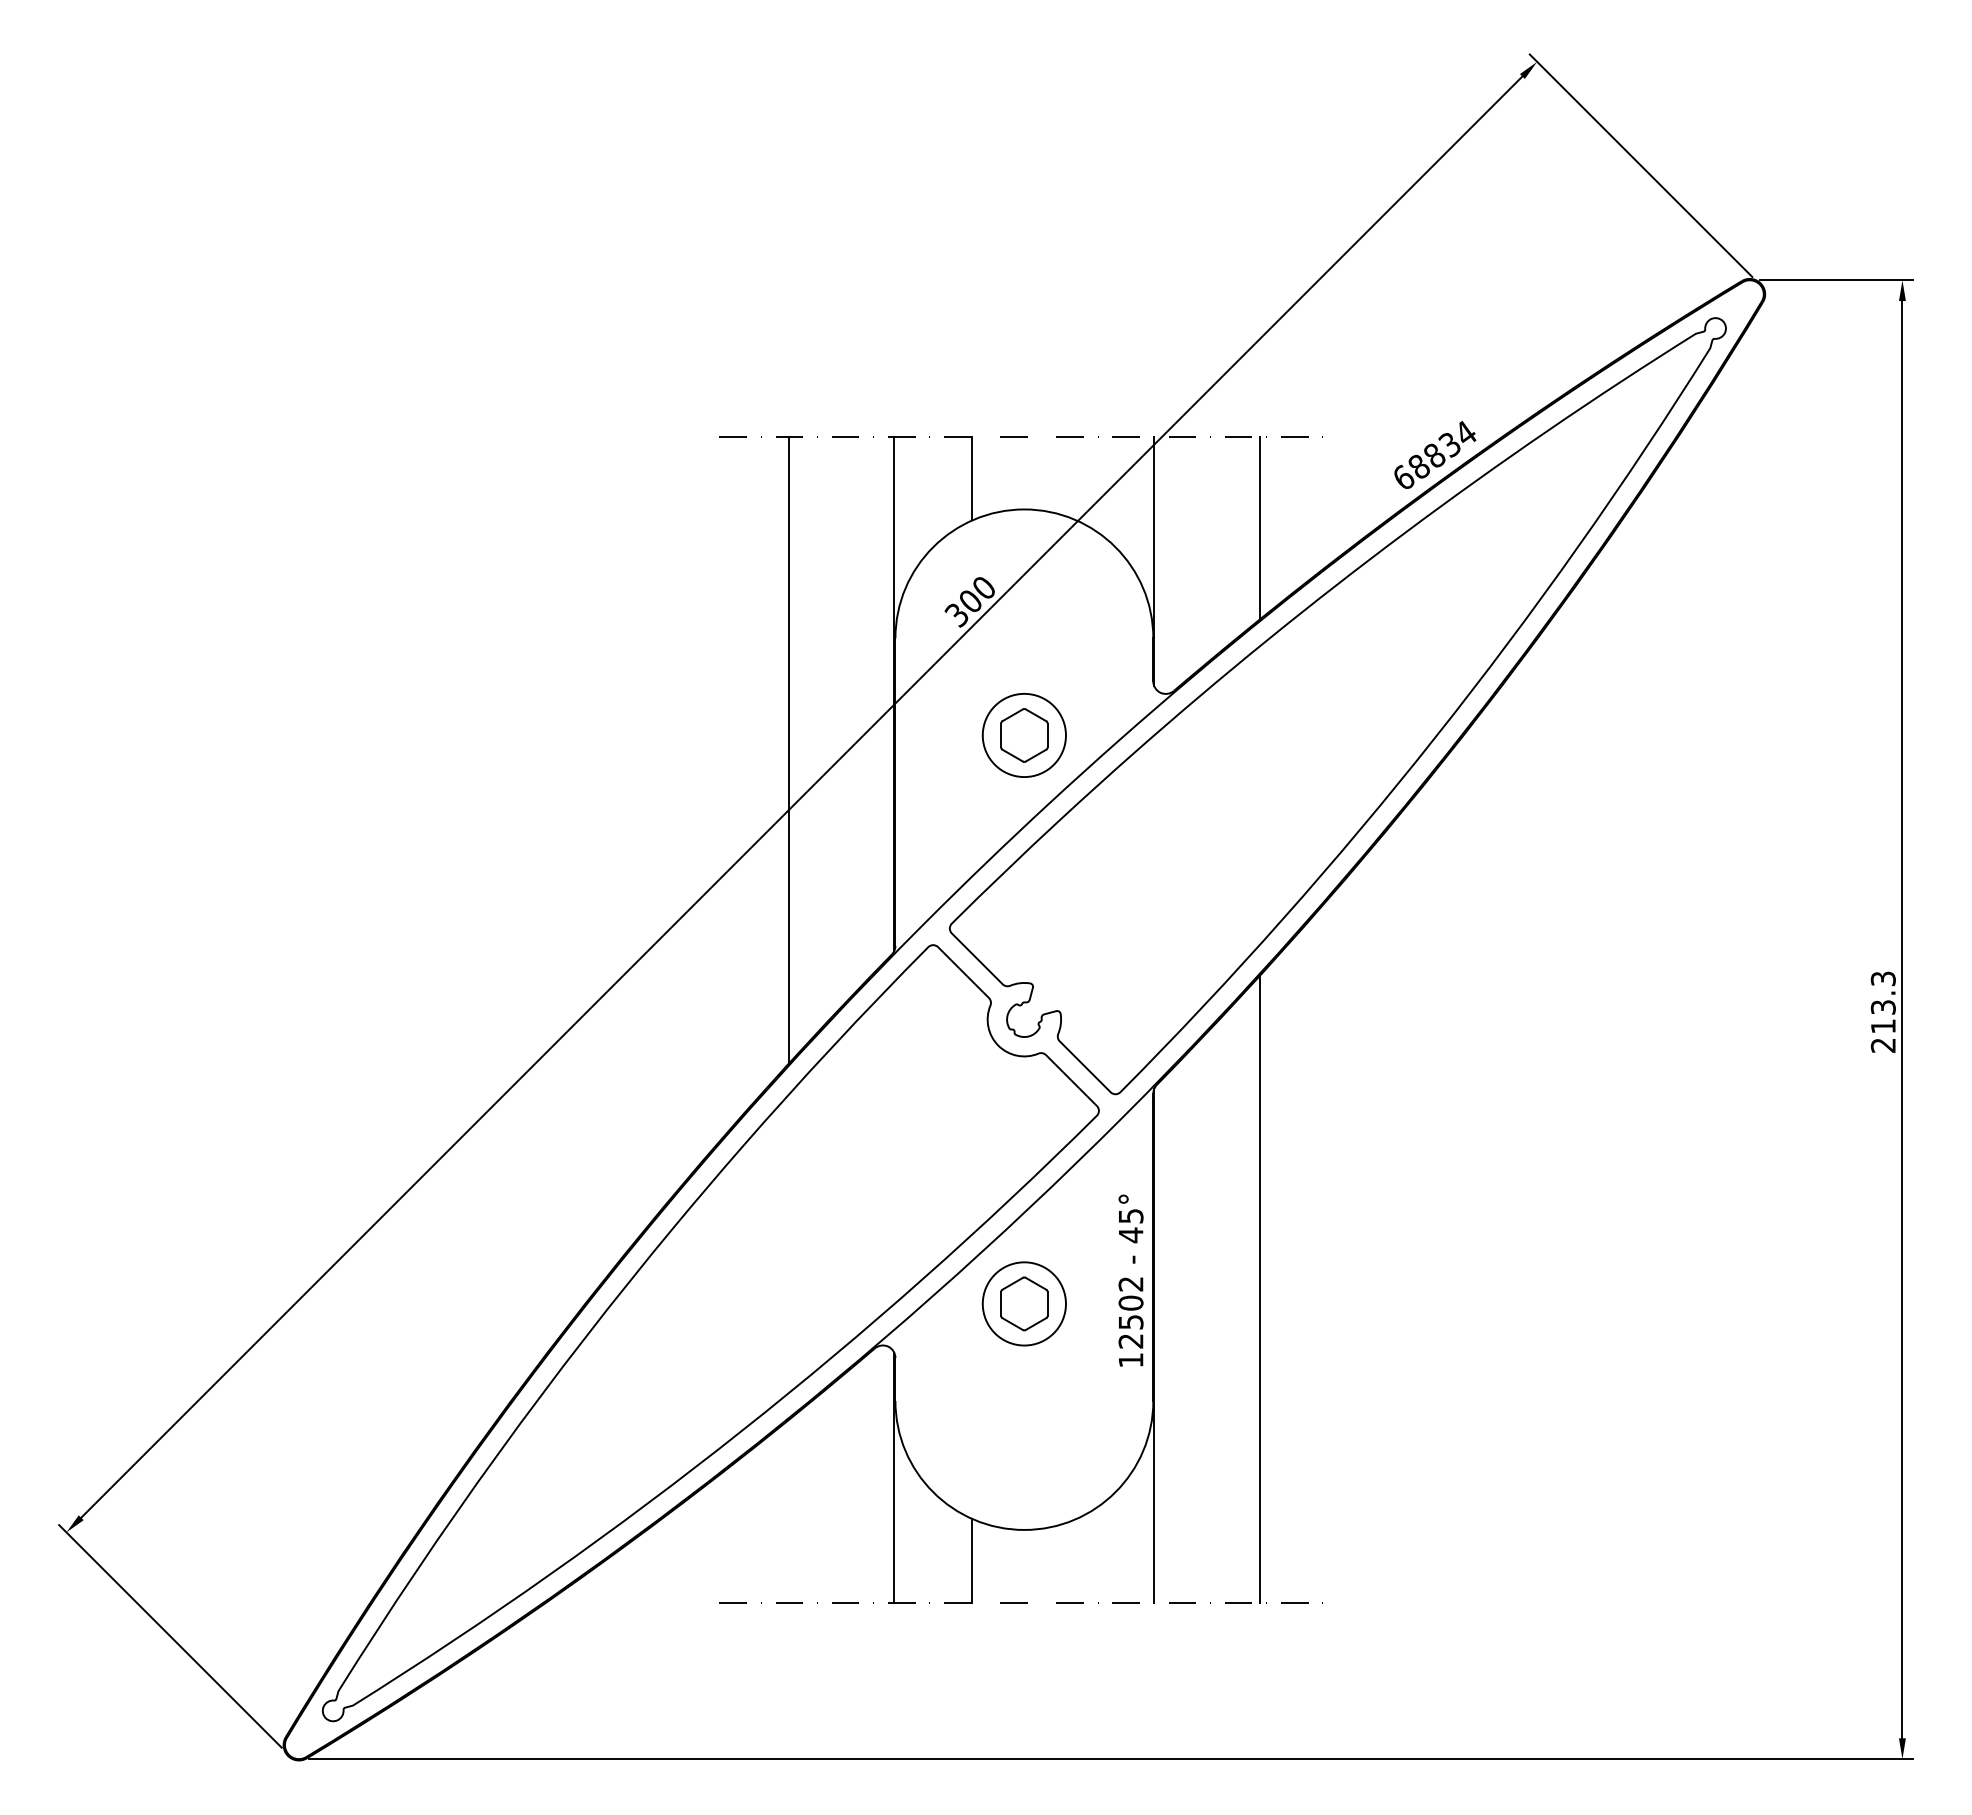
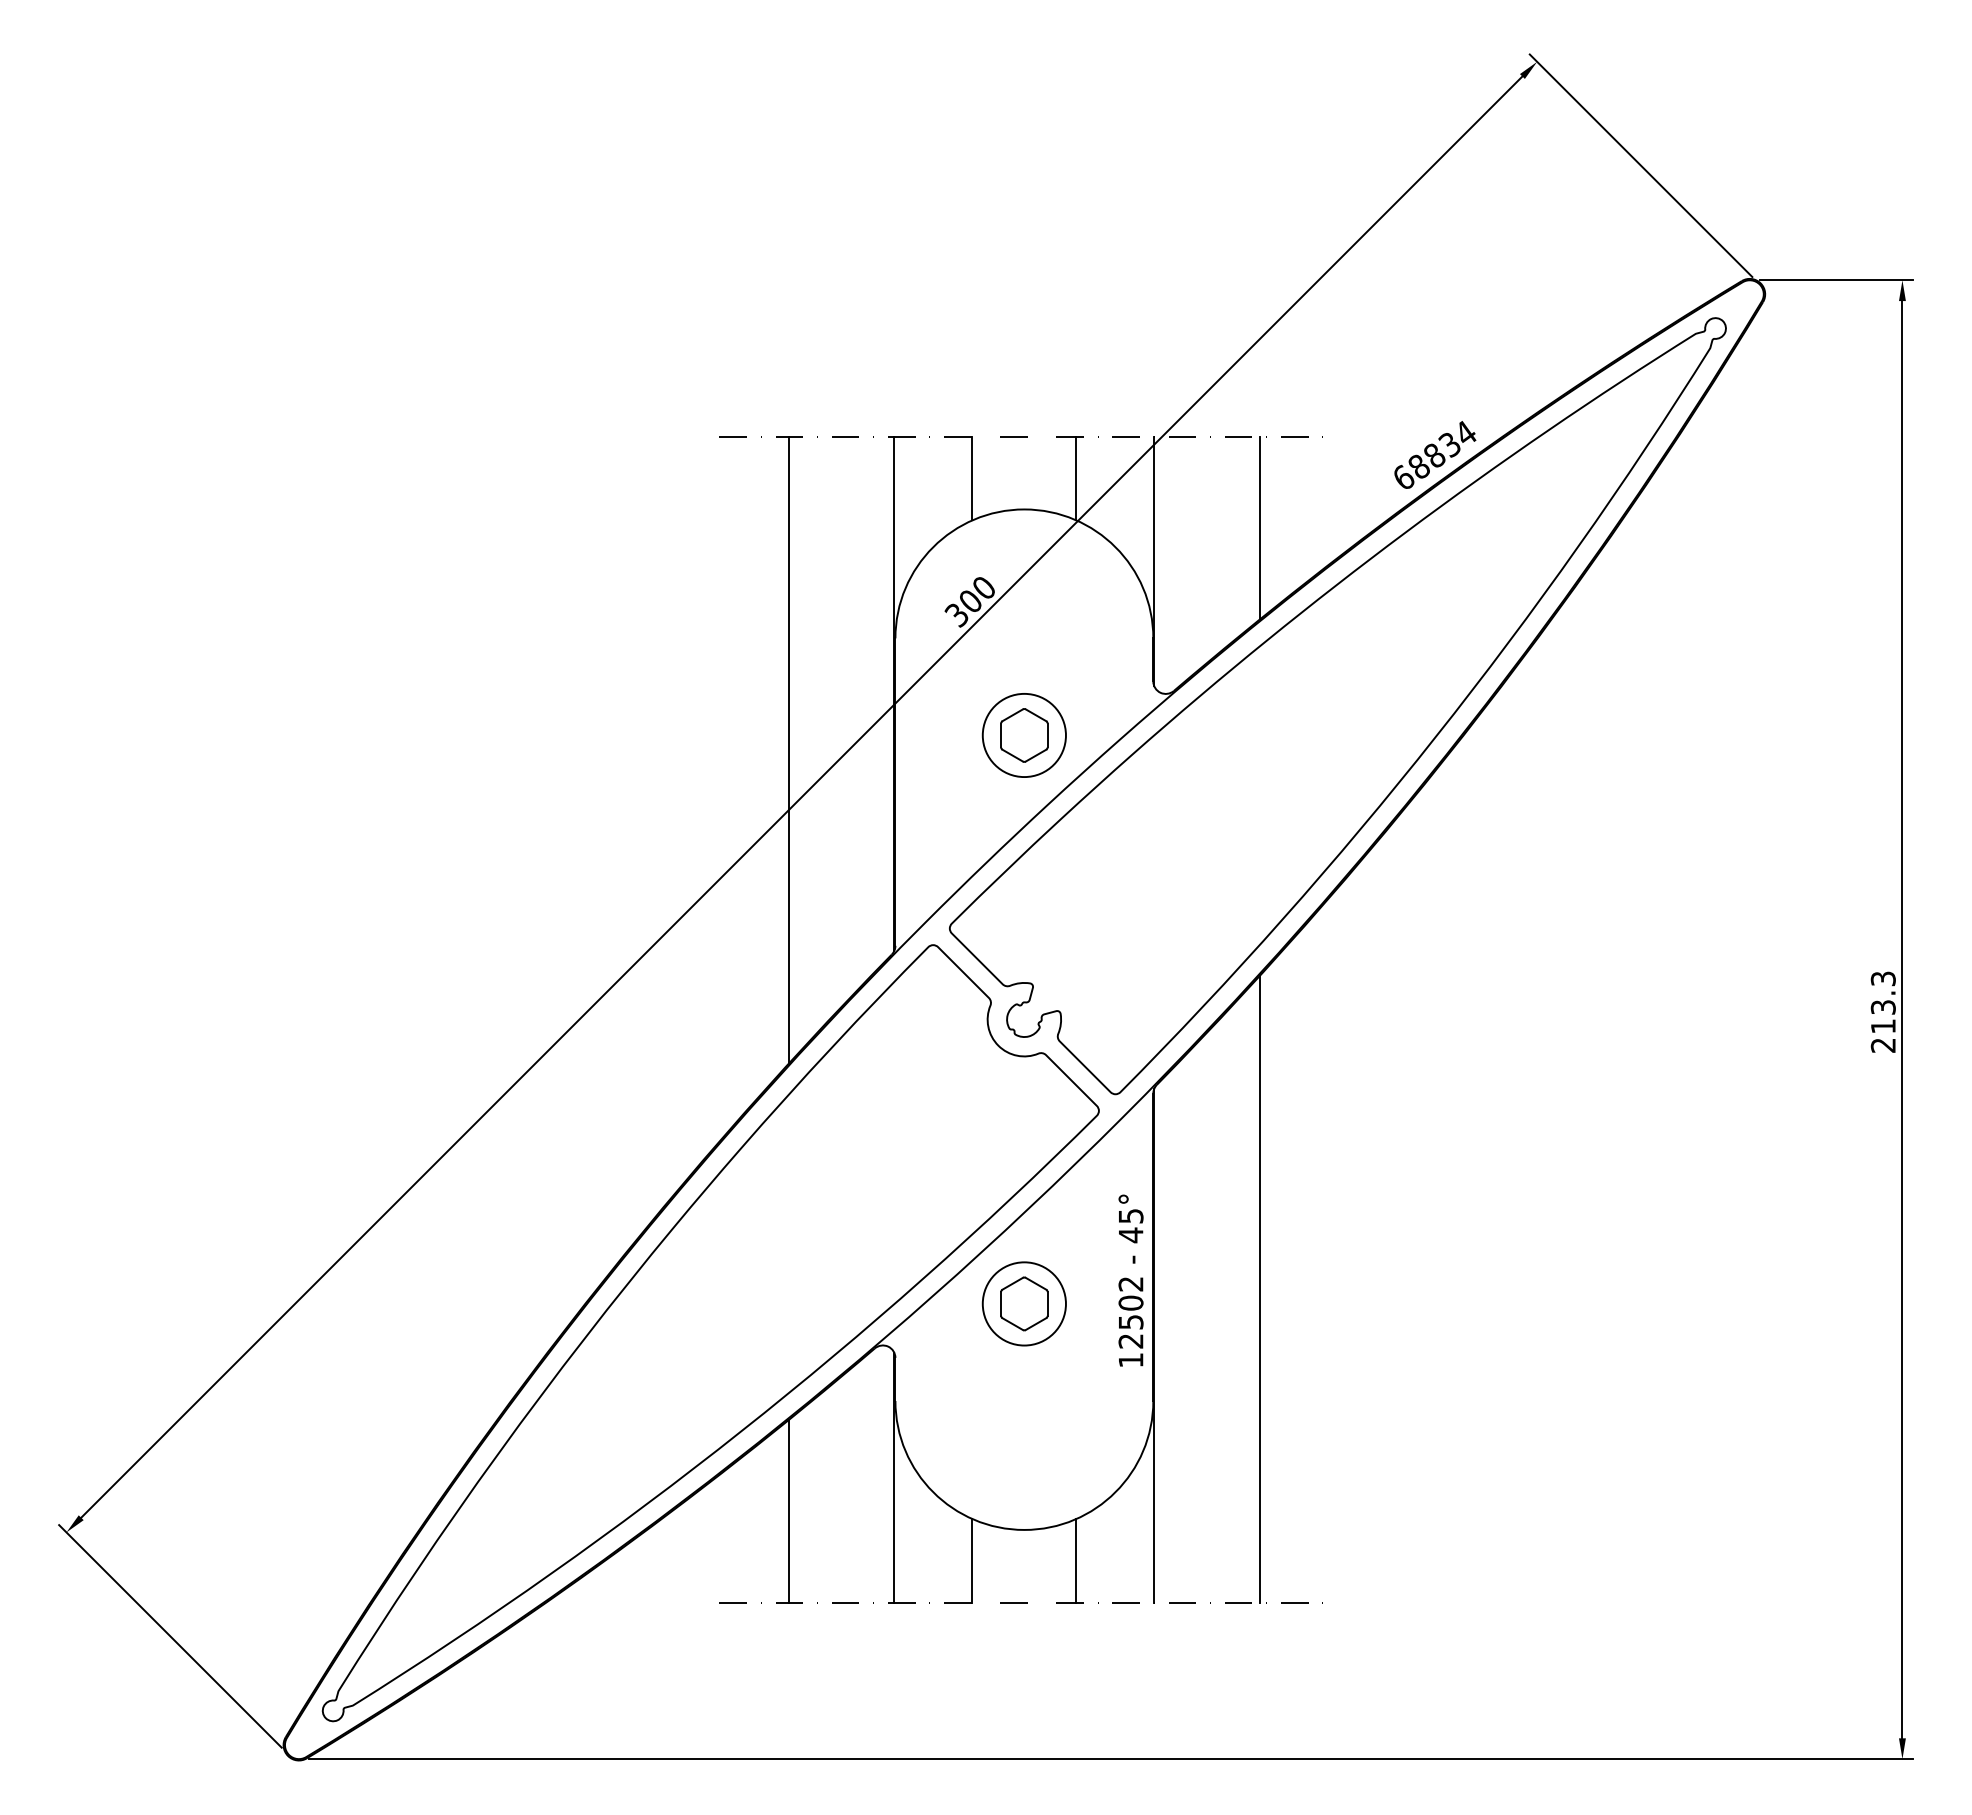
line: none -> present (1076, 478)
line: none -> present (788, 1511)
line: none -> present (1076, 1560)
